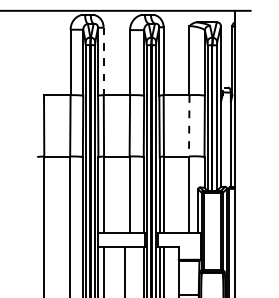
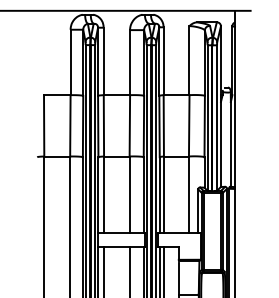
line: dashed -> solid (103, 61)
line: dashed -> solid (189, 125)
line position: (124, 270) -> (129, 270) (129, 270)
